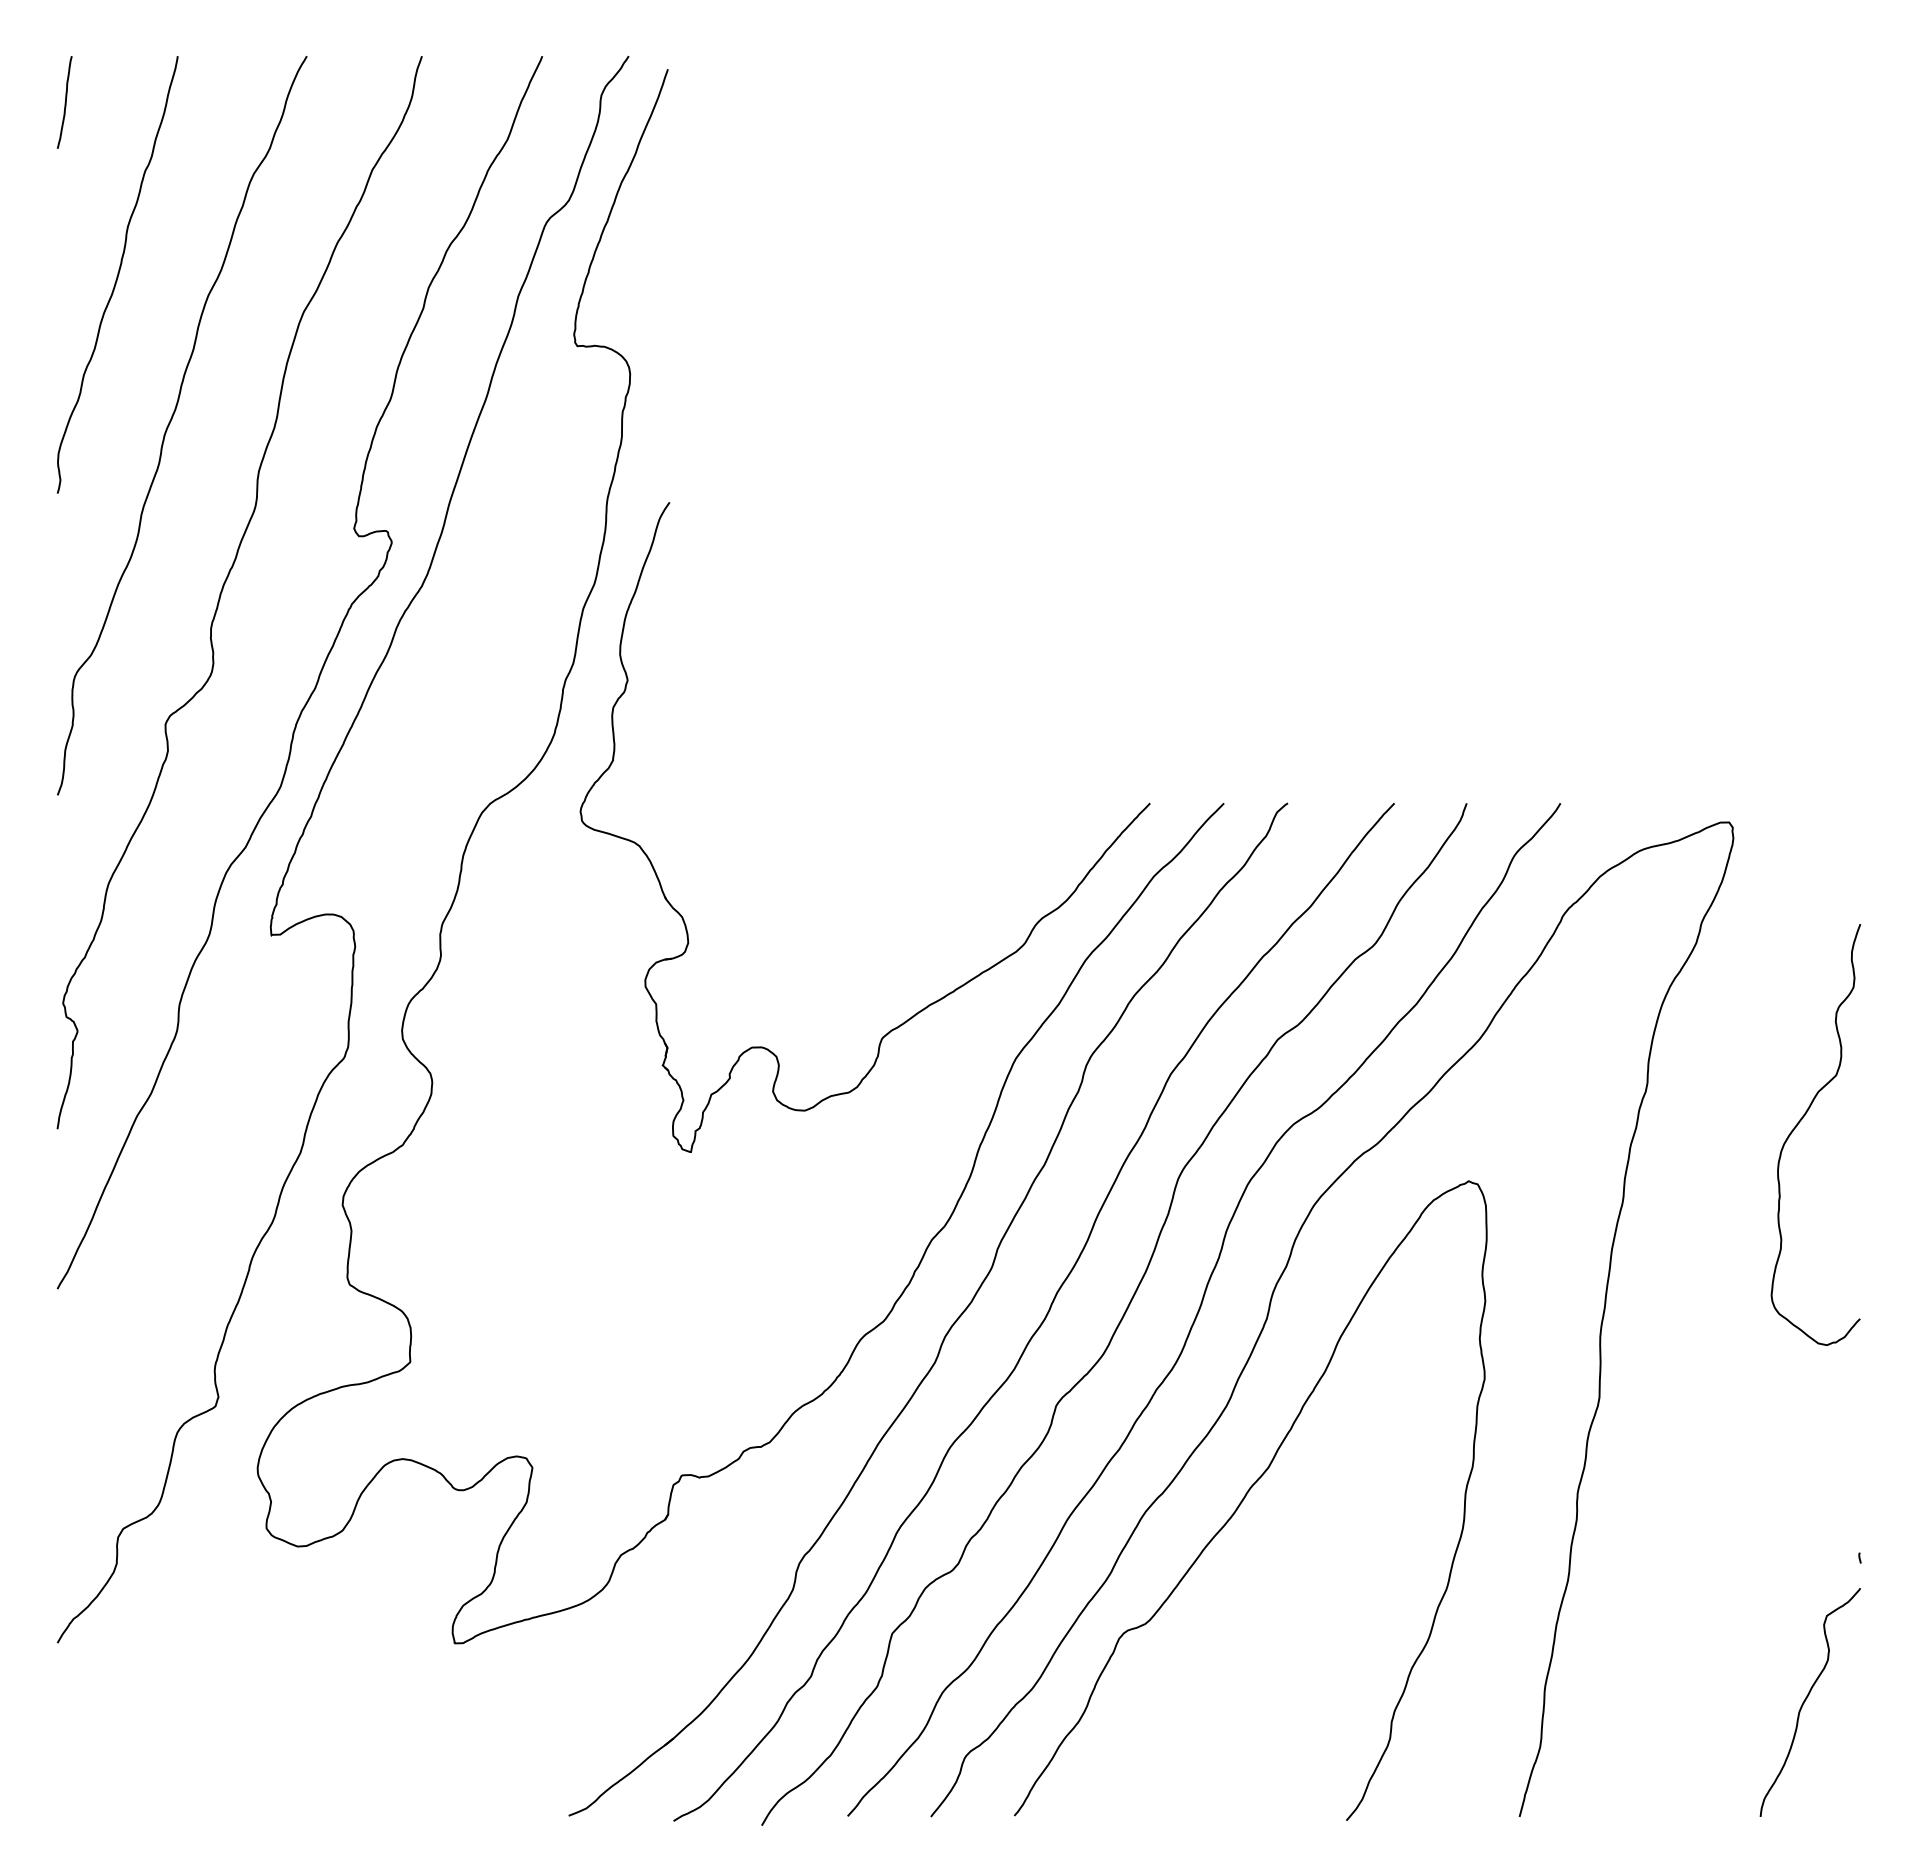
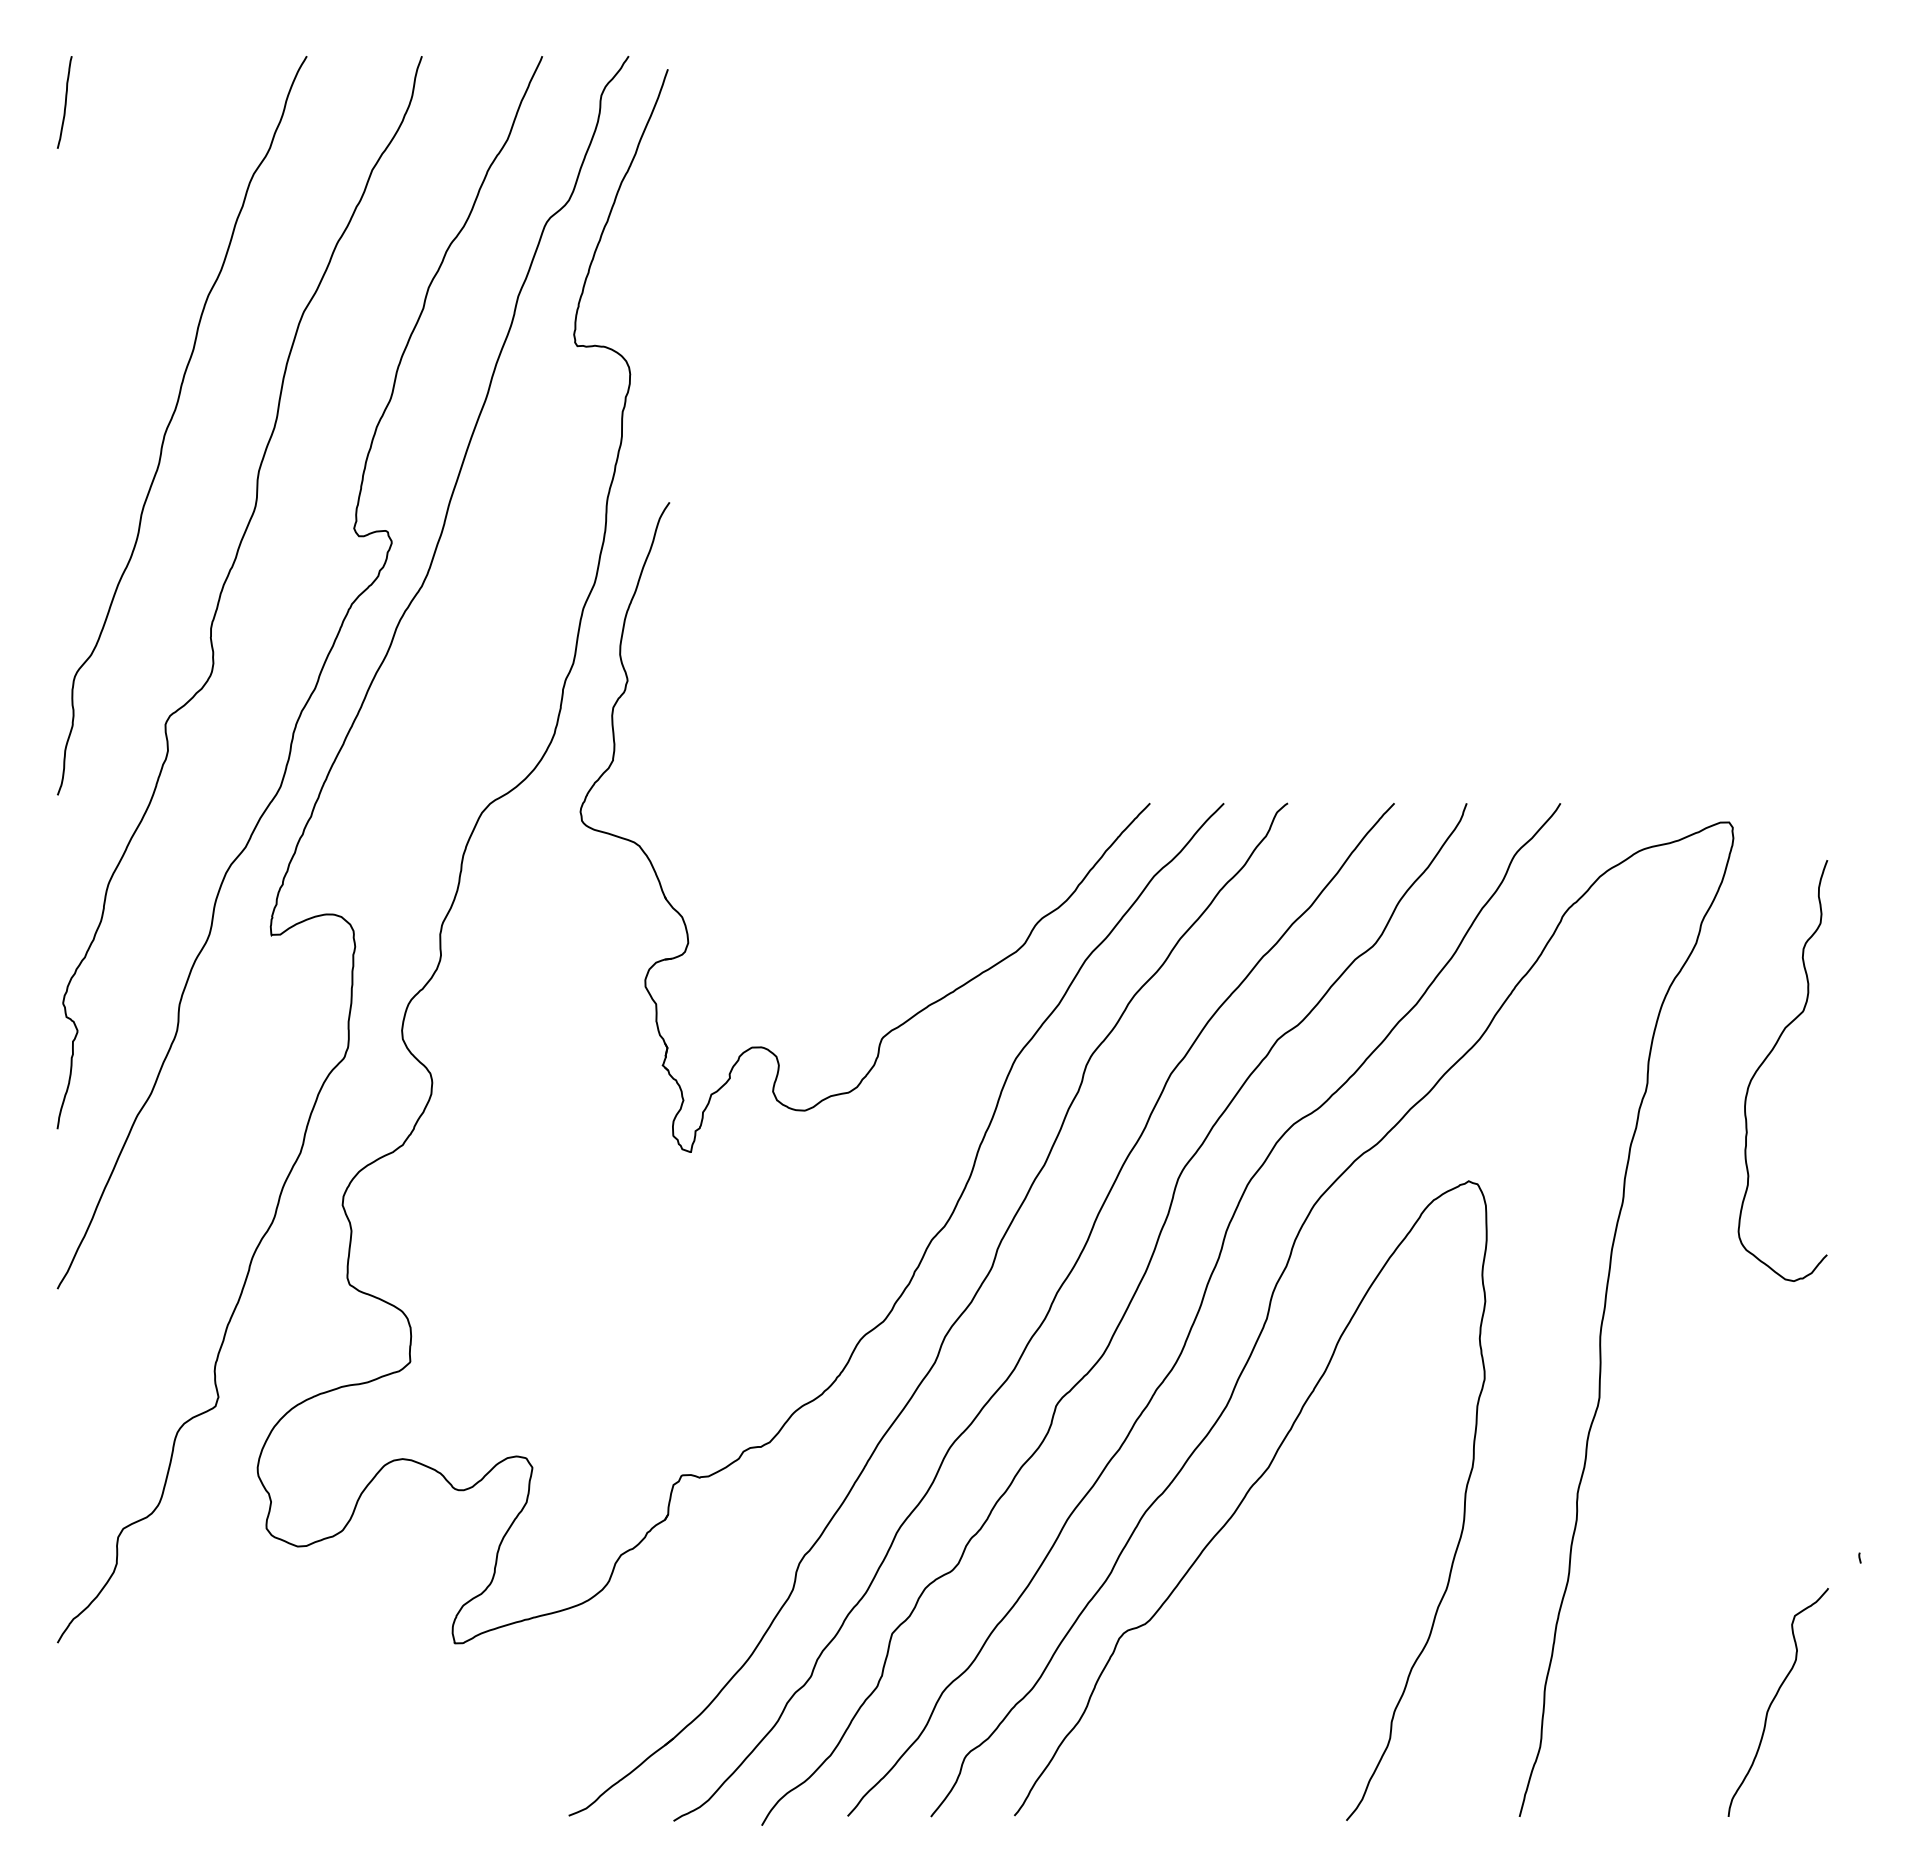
curve: present -> none (117, 274)
curve position: (1800, 1122) -> (1767, 1058) (1767, 1058)
curve position: (1806, 1700) -> (1774, 1700) (1774, 1700)
